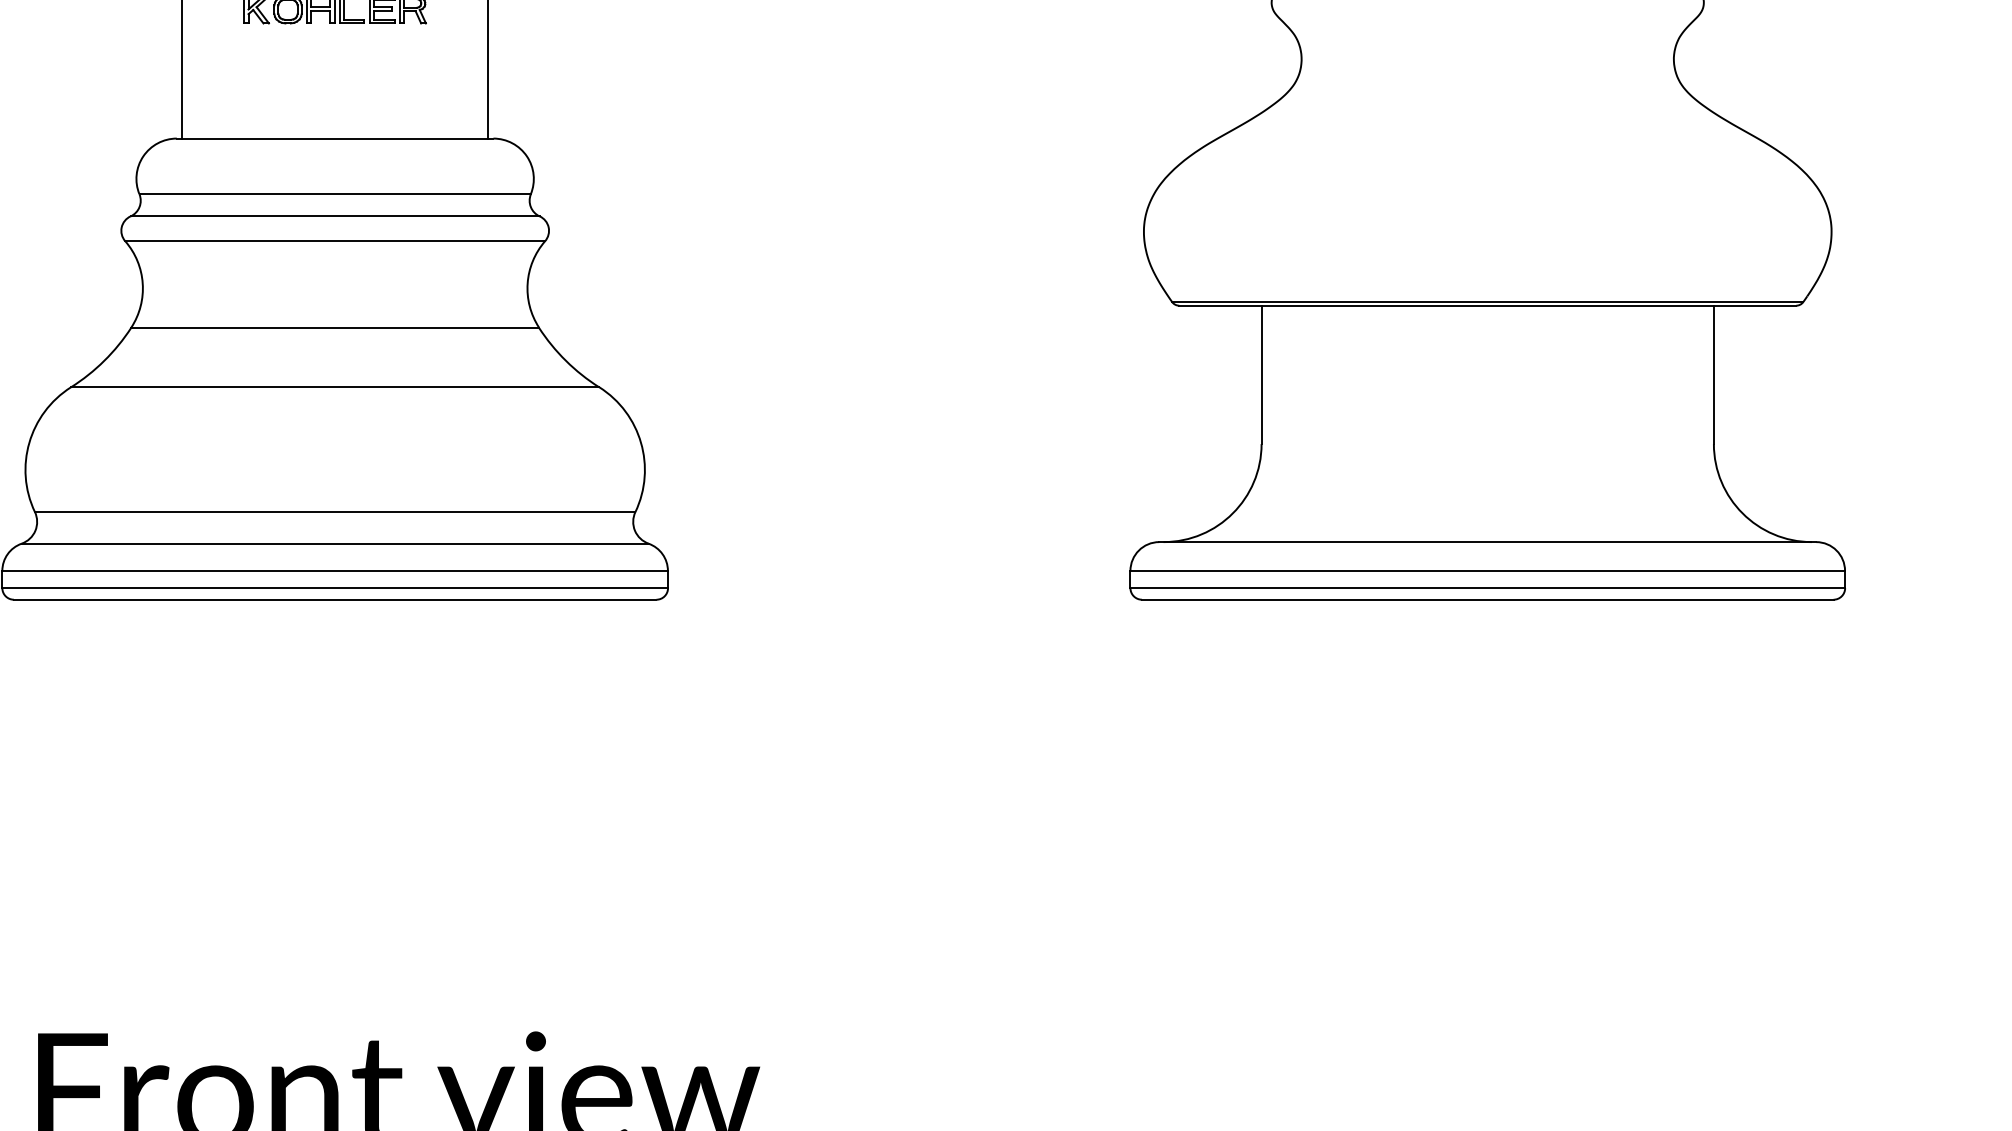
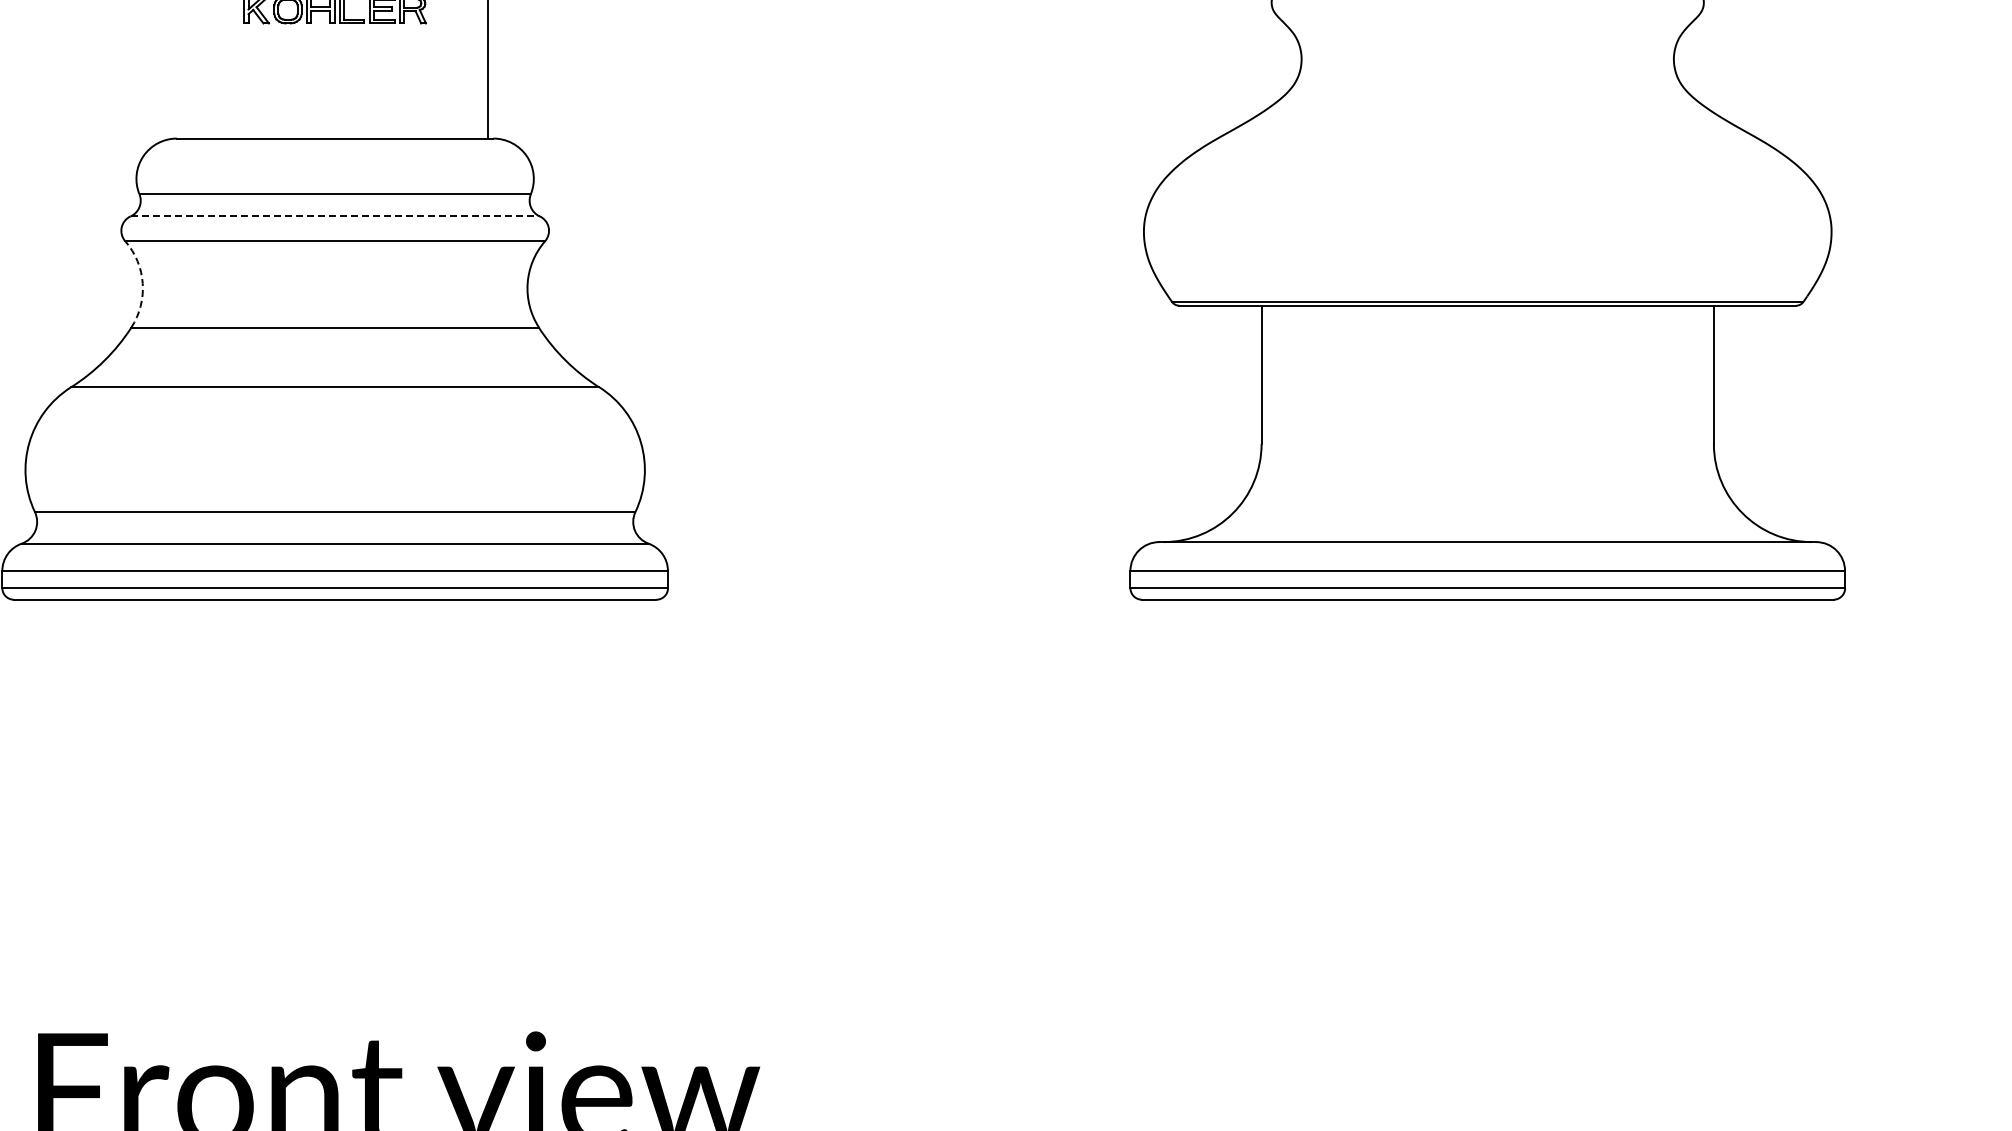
line: present -> none (182, 70)
line: solid -> dashed (335, 216)
arc: solid -> dashed (142, 283)
